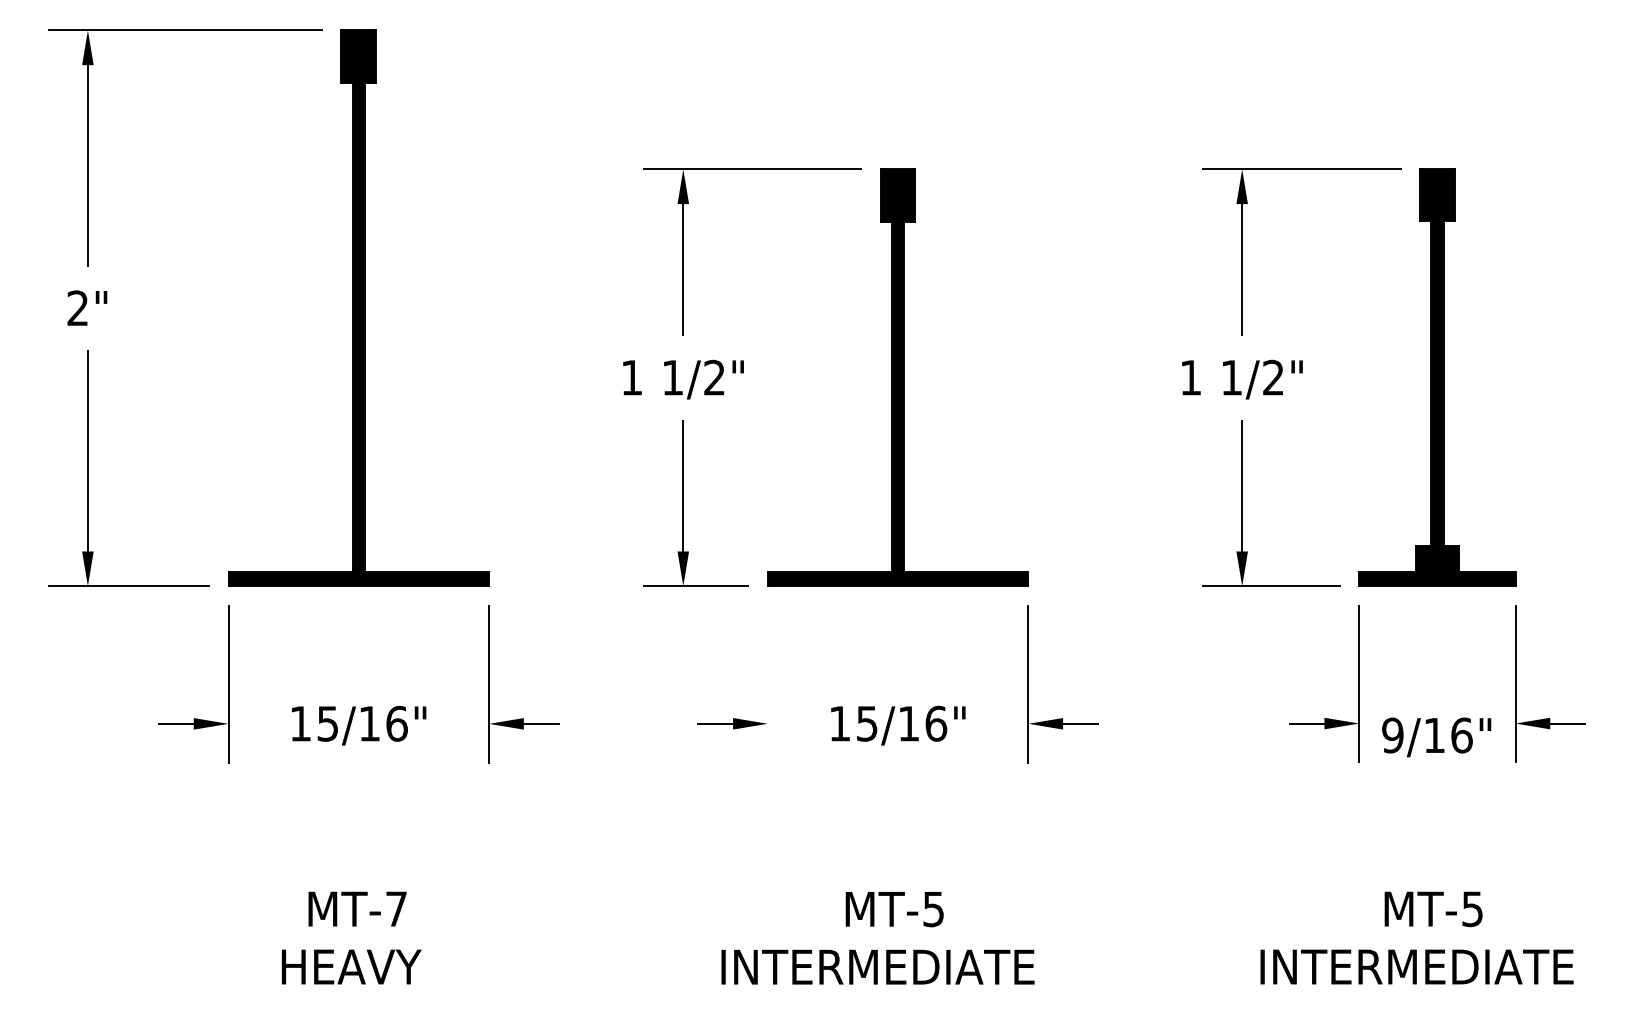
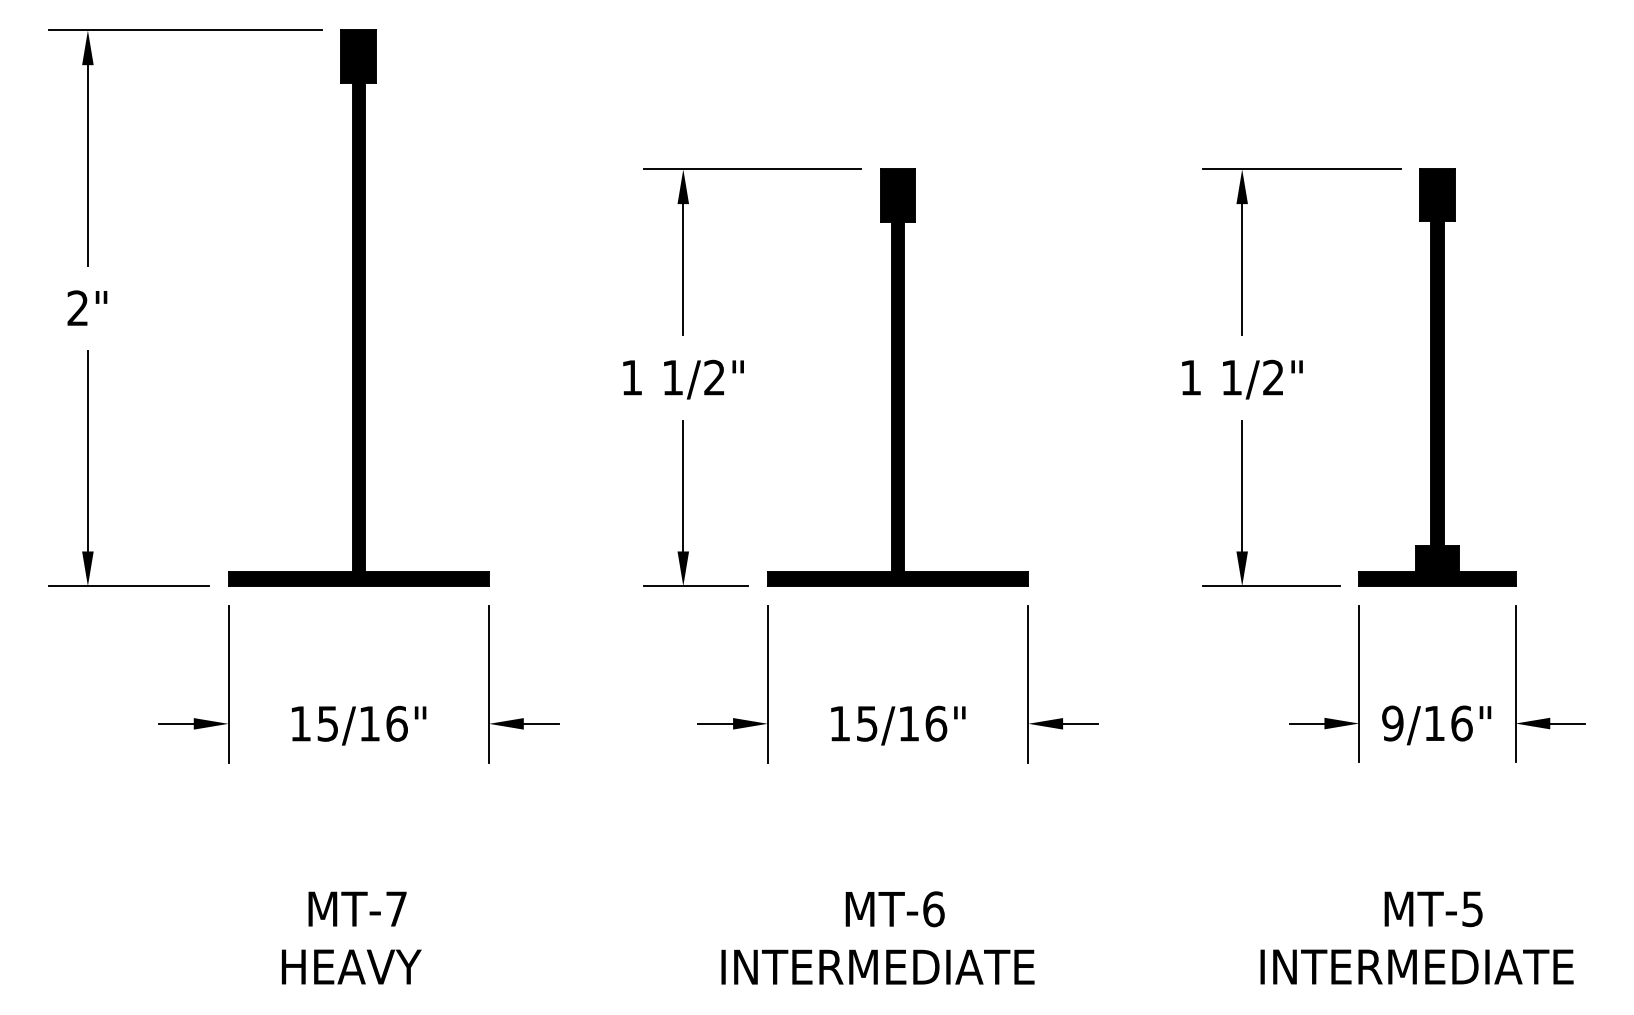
line: none -> present (767, 683)
text position: (1436, 737) -> (1436, 725) (1436, 725)
text: MT-5 -> MT-6 (933, 909)
